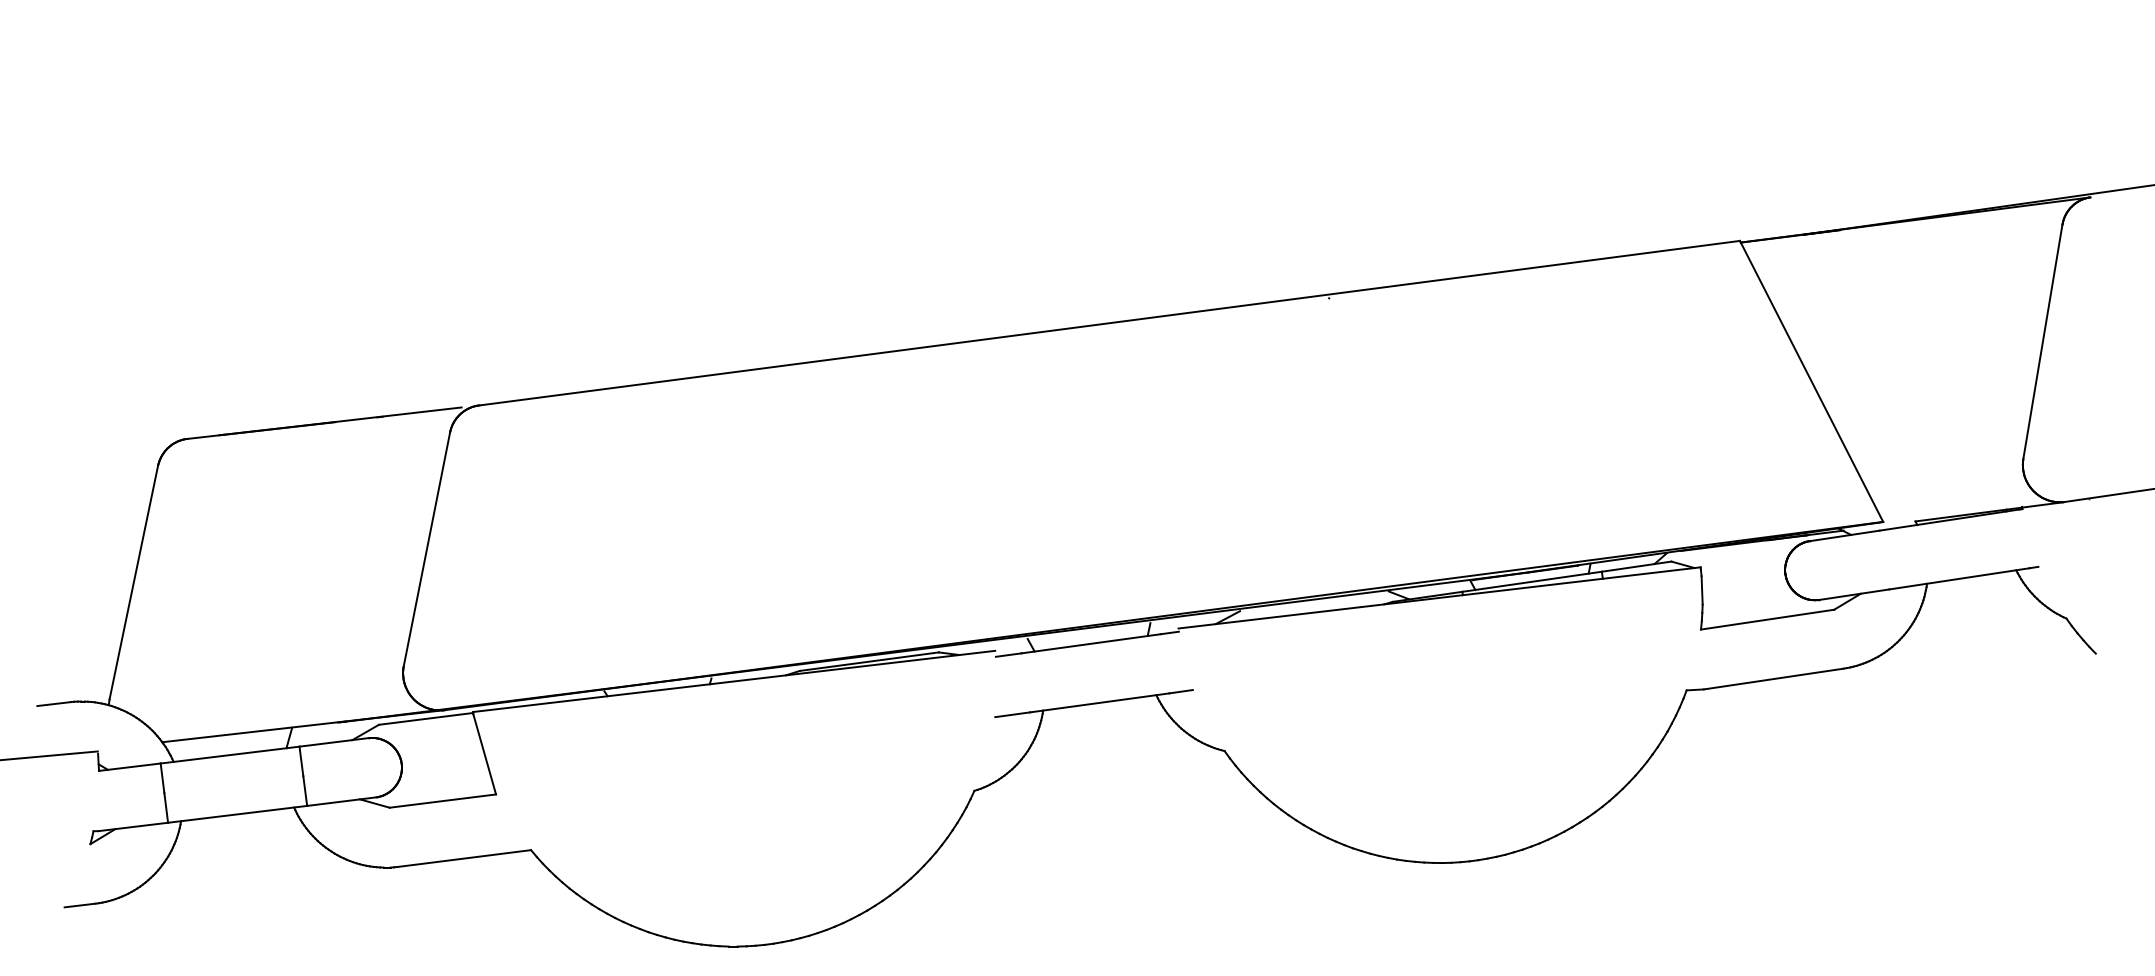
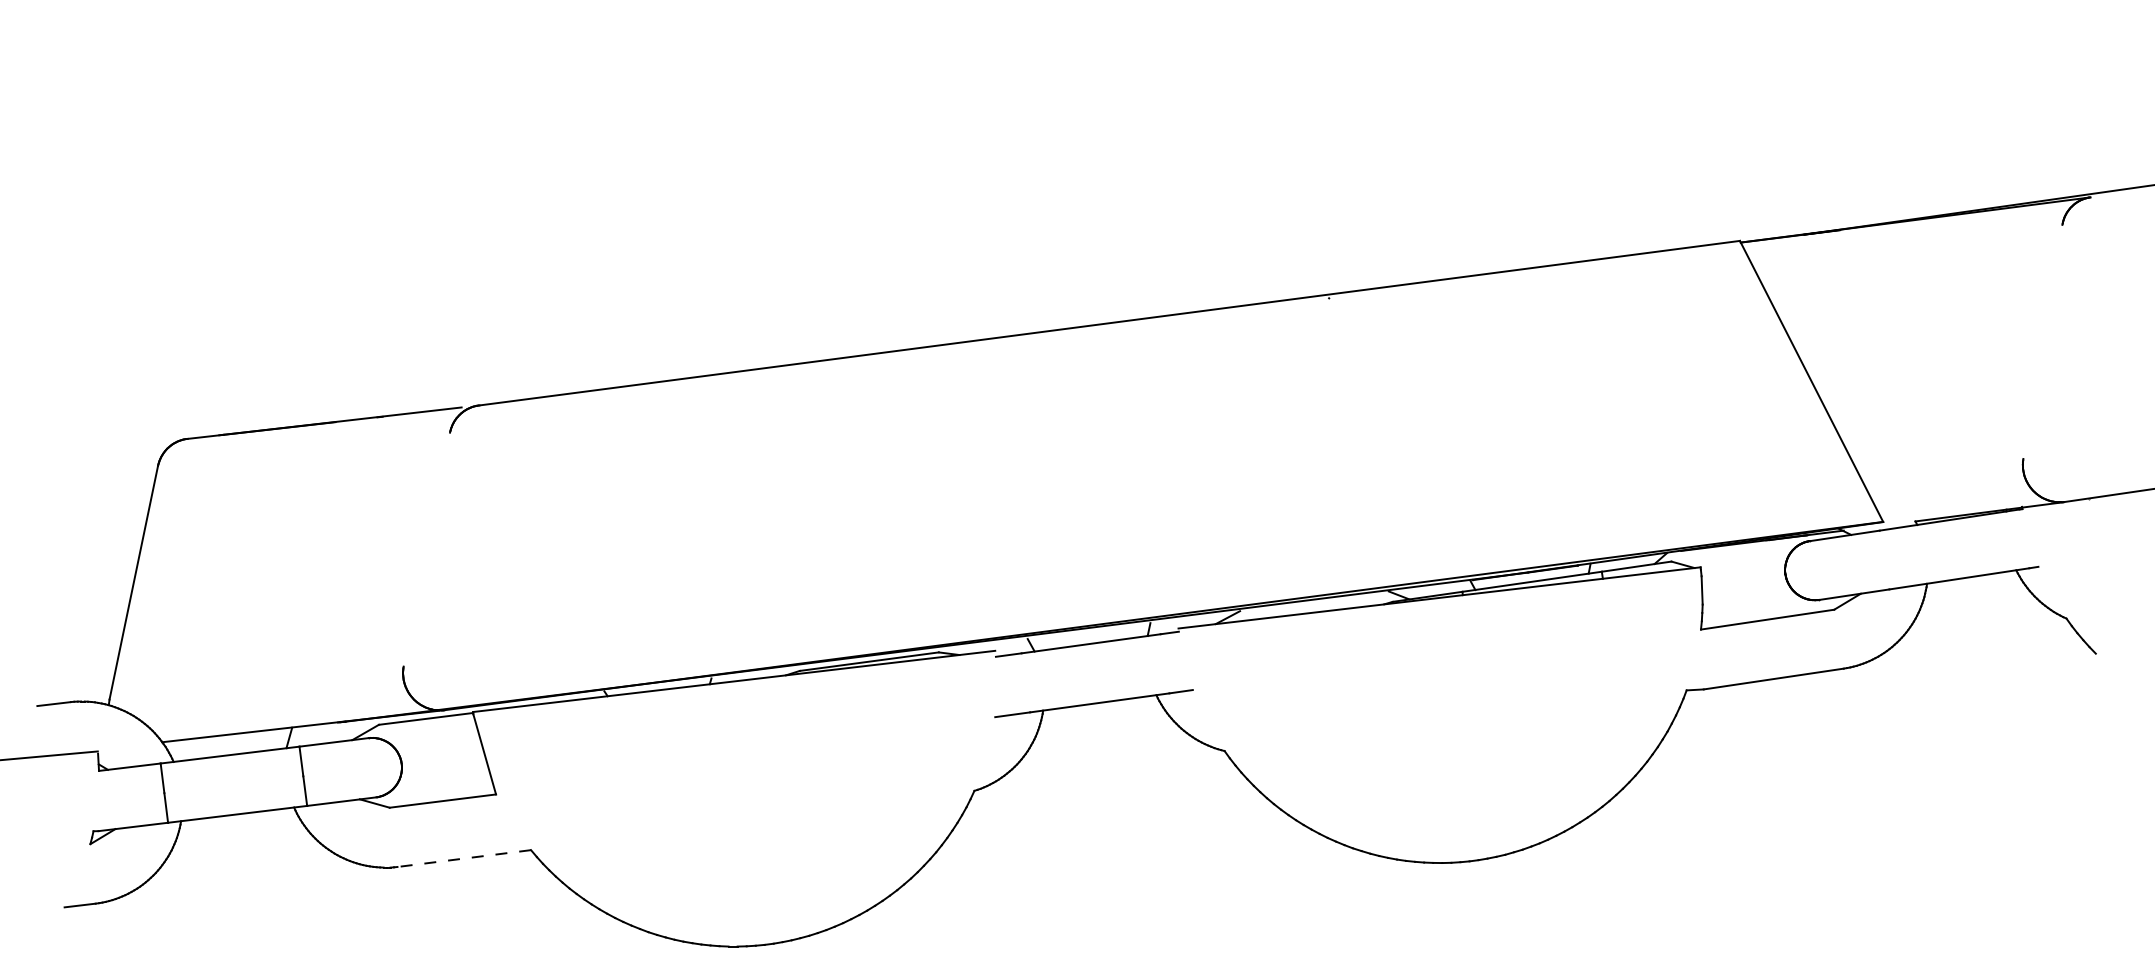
line: present -> none (2042, 341)
line: present -> none (426, 549)
line: solid -> dashed (463, 858)
